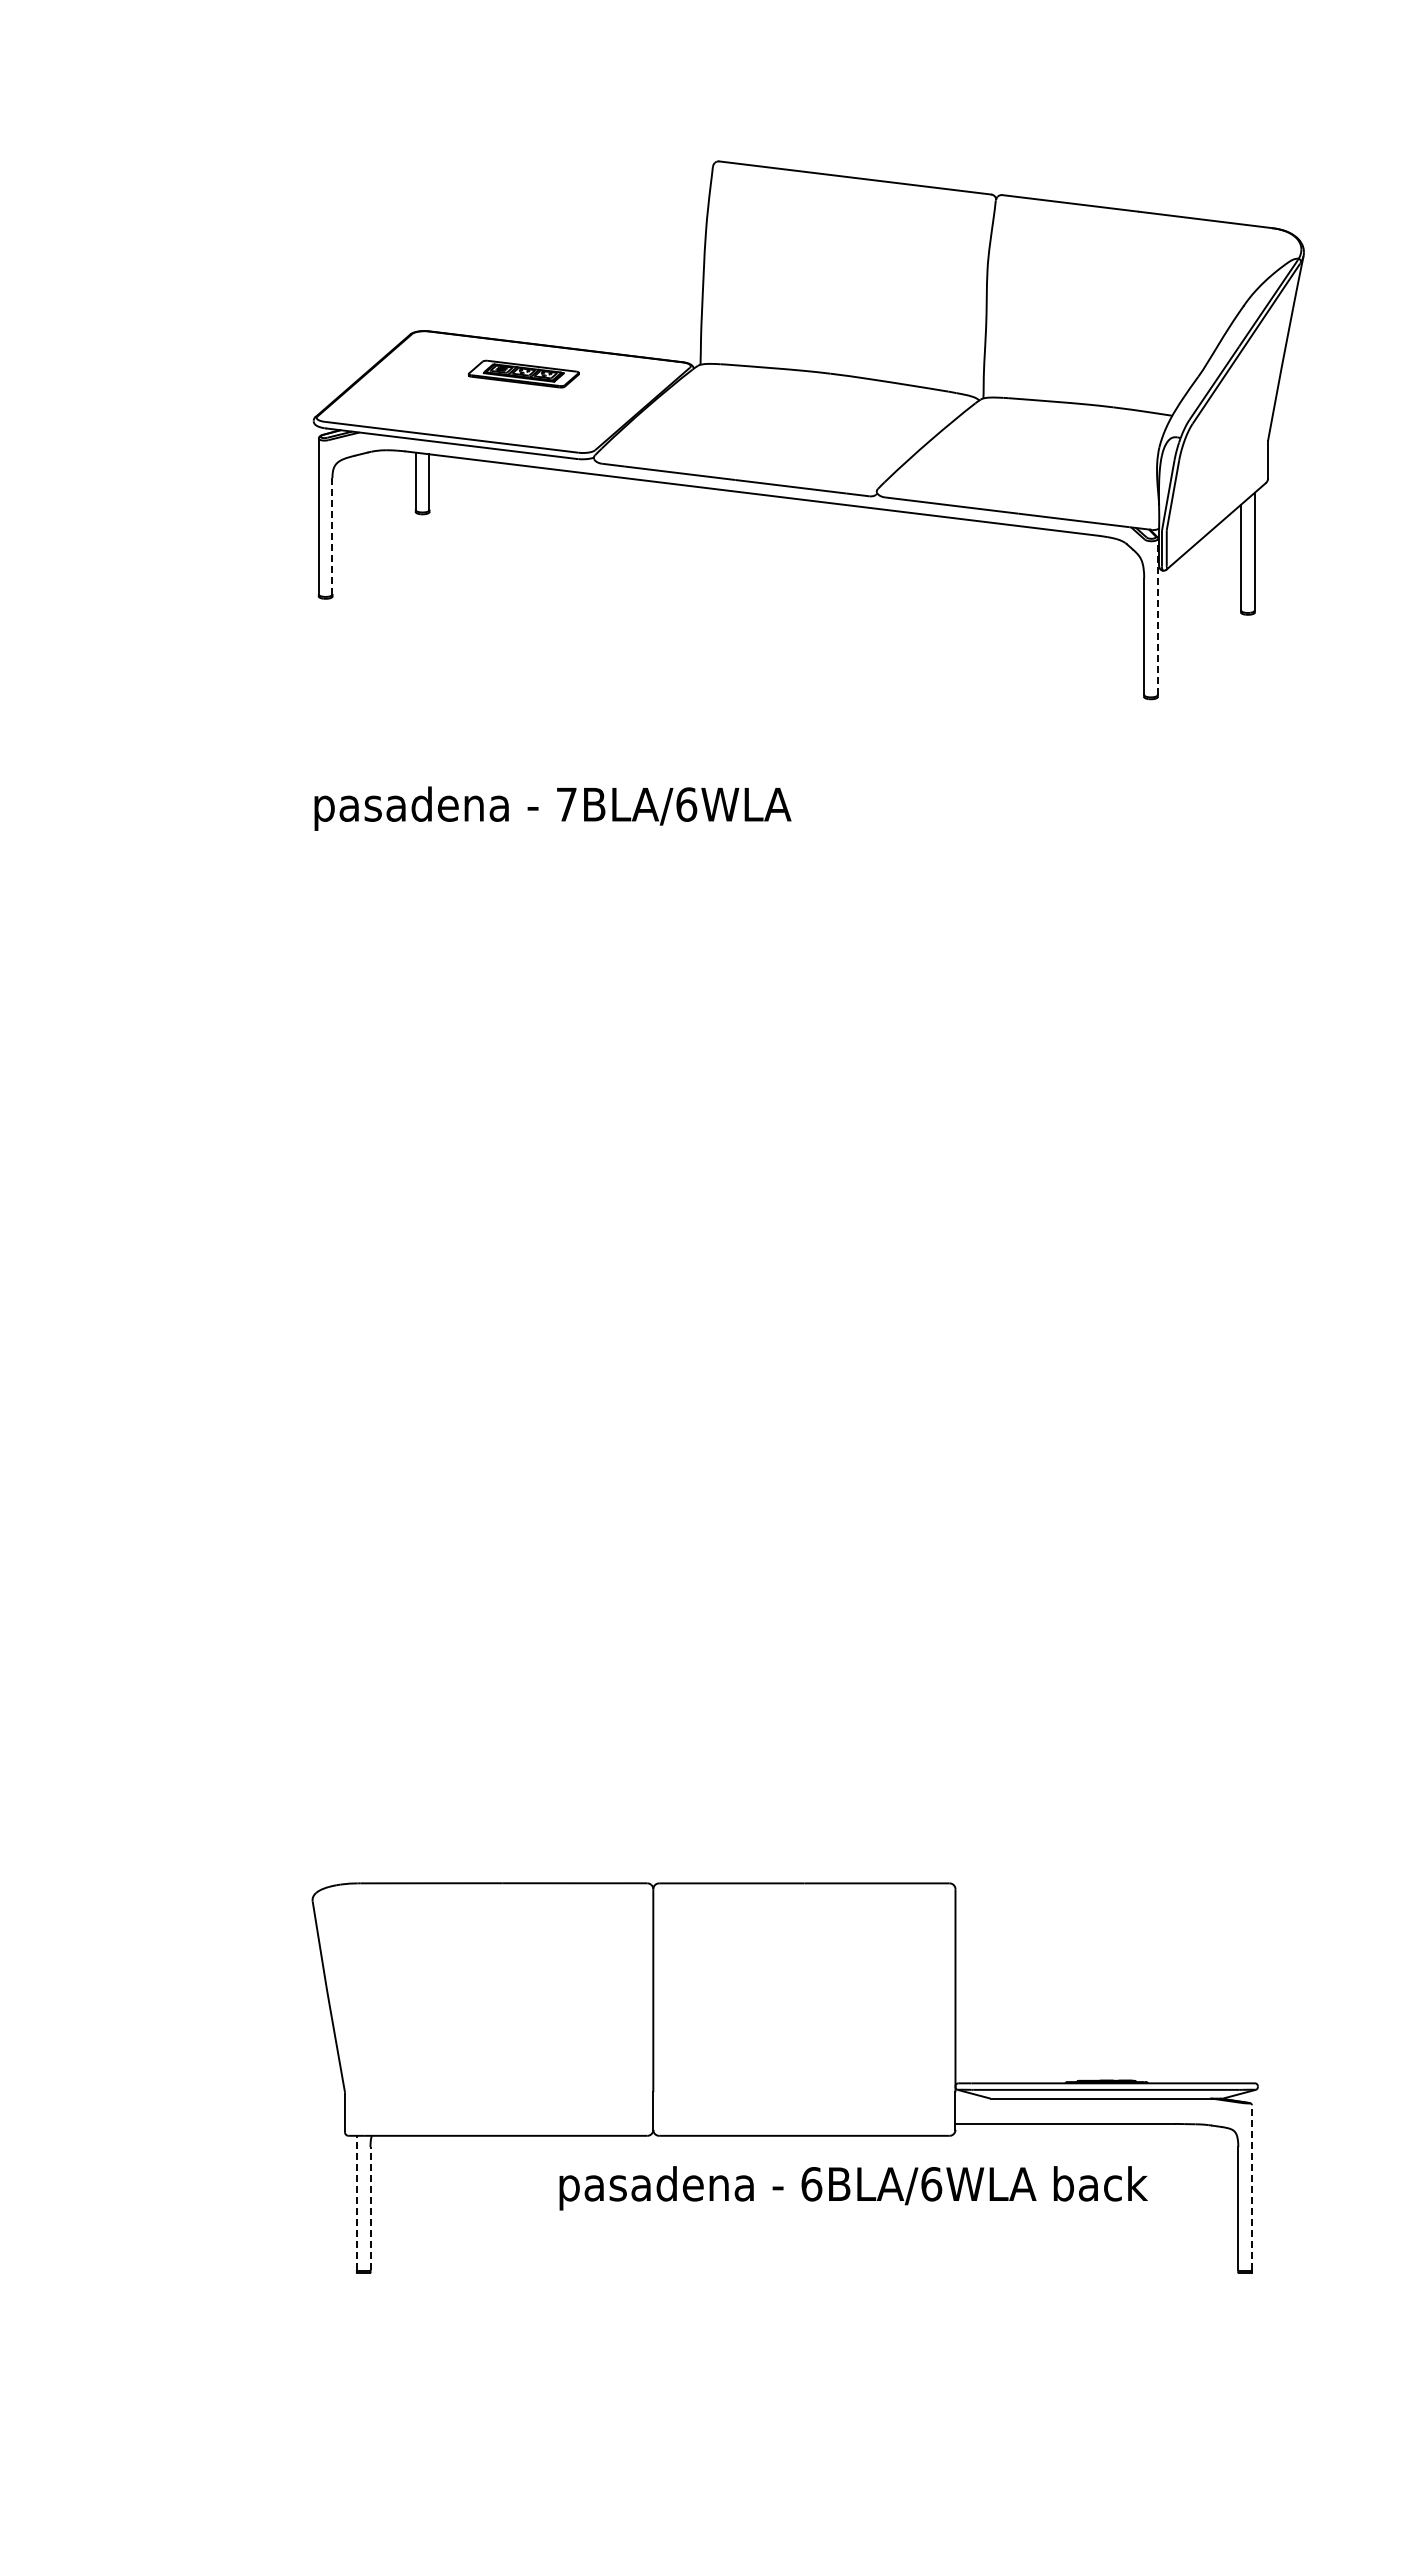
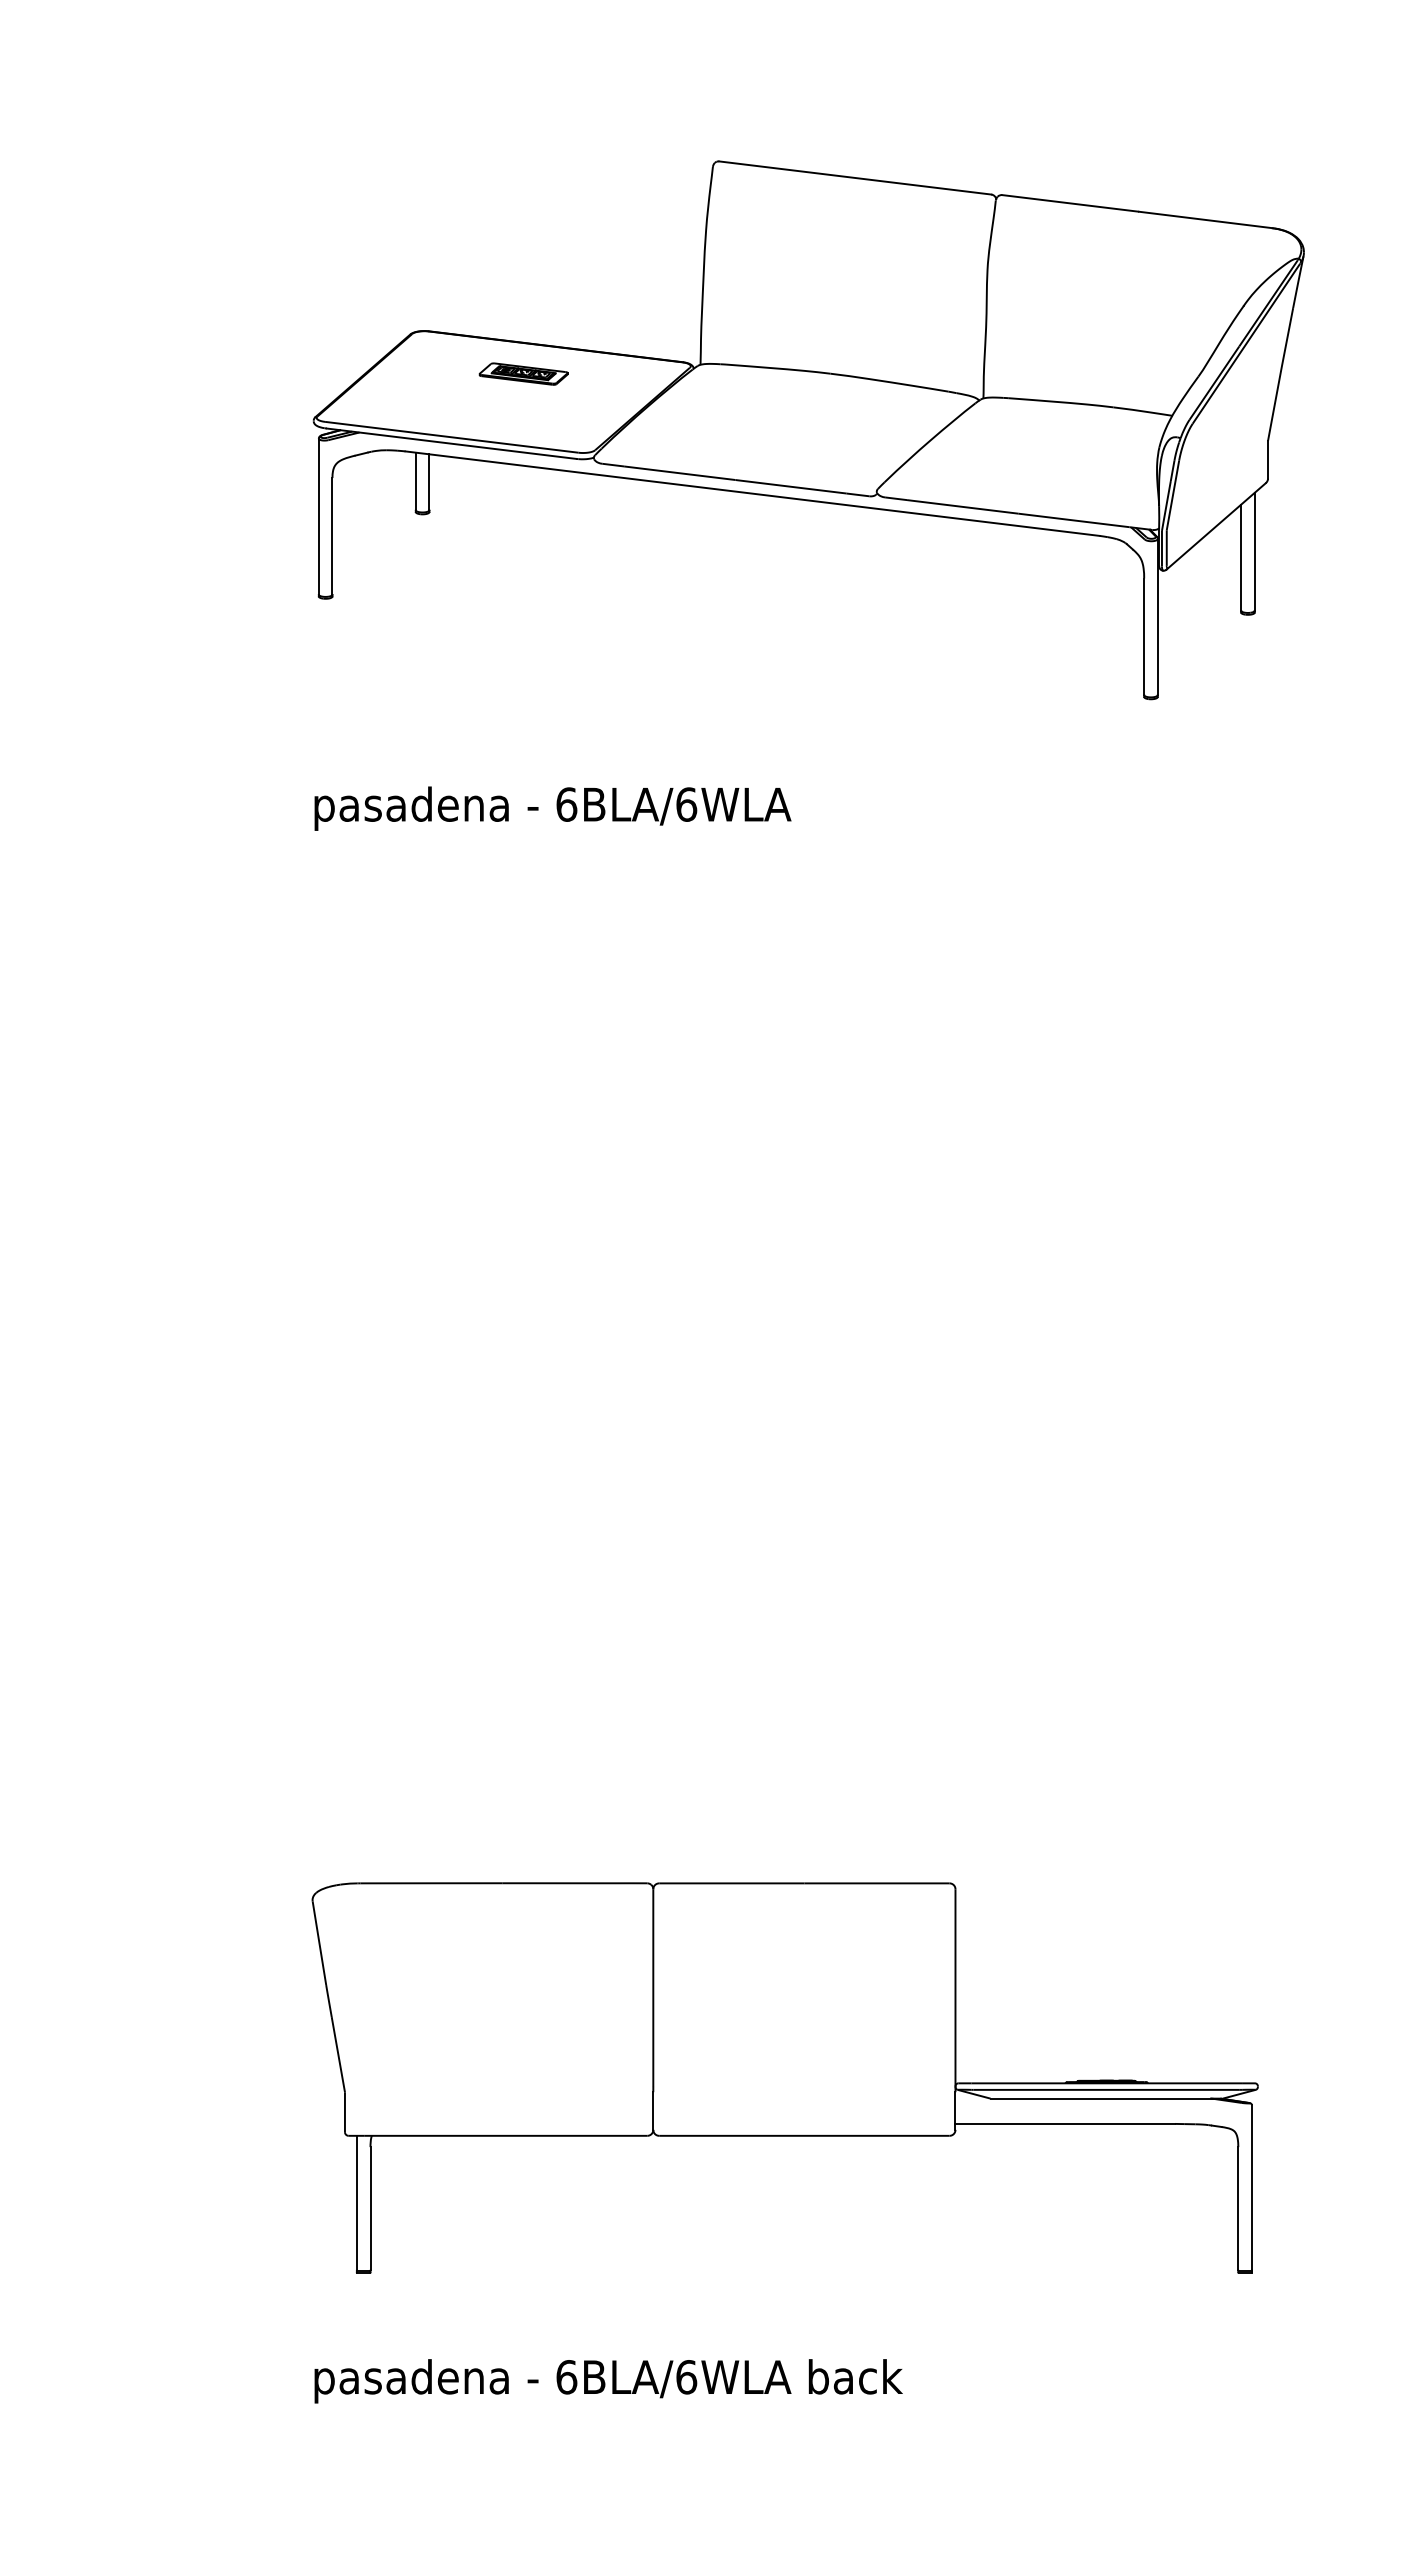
part size: 113x30 px -> 91x24 px (523, 373)
line: dashed -> solid (332, 535)
line: dashed -> solid (1157, 616)
text: 7BLA/6WLA -> 6BLA/6WLA (566, 804)
line: dashed -> solid (1251, 2187)
text position: (853, 2188) -> (608, 2381) (608, 2381)
line: dashed -> solid (356, 2202)
line: dashed -> solid (370, 2208)
